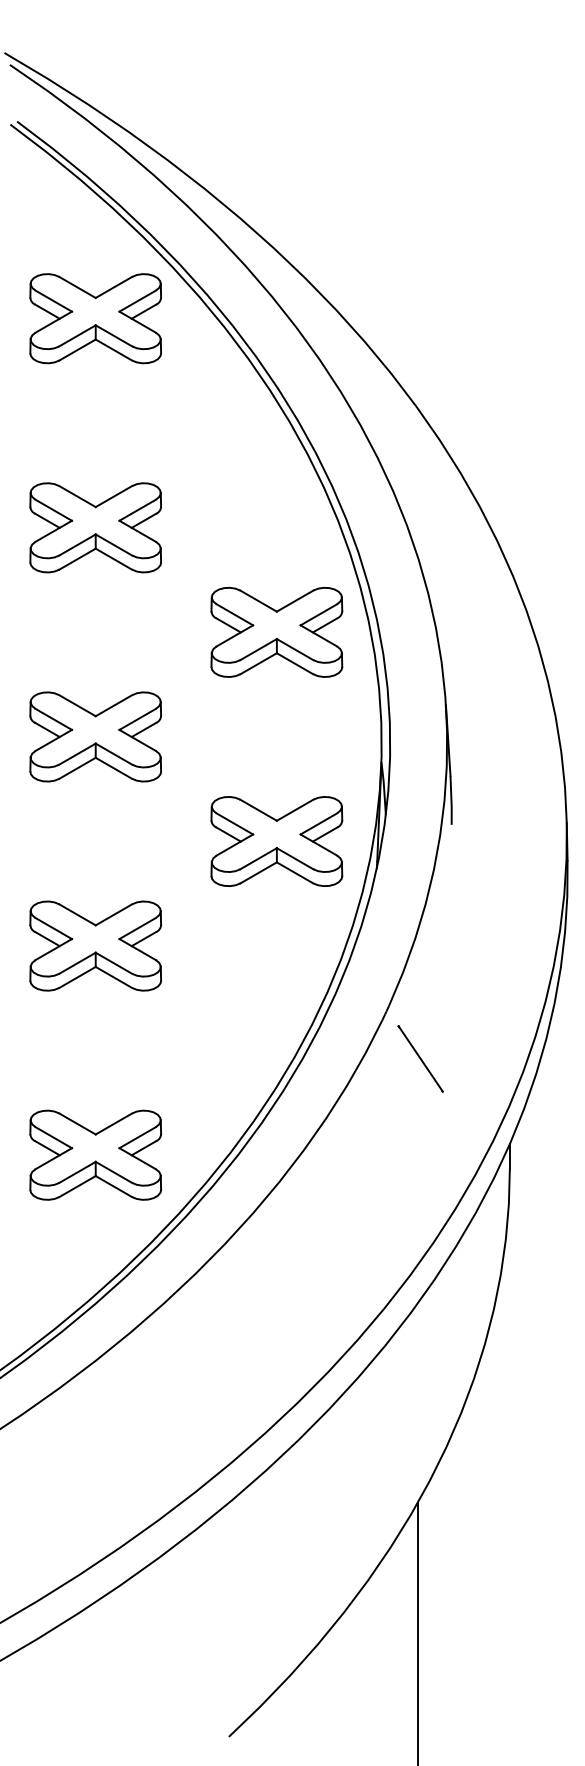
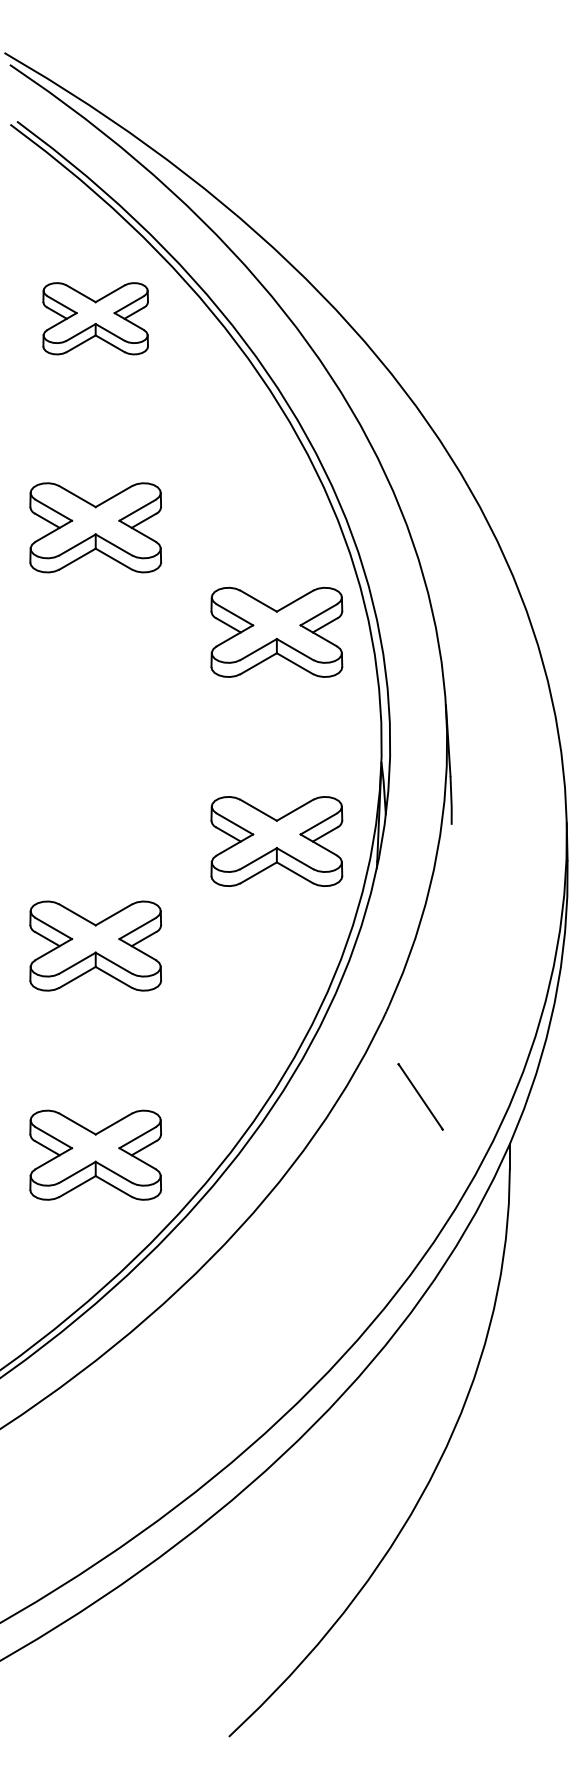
part size: 133x92 px -> 107x74 px (95, 318)
part: present -> none (95, 736)
line position: (420, 1058) -> (420, 1096) (420, 1096)
line: present -> none (417, 1632)
